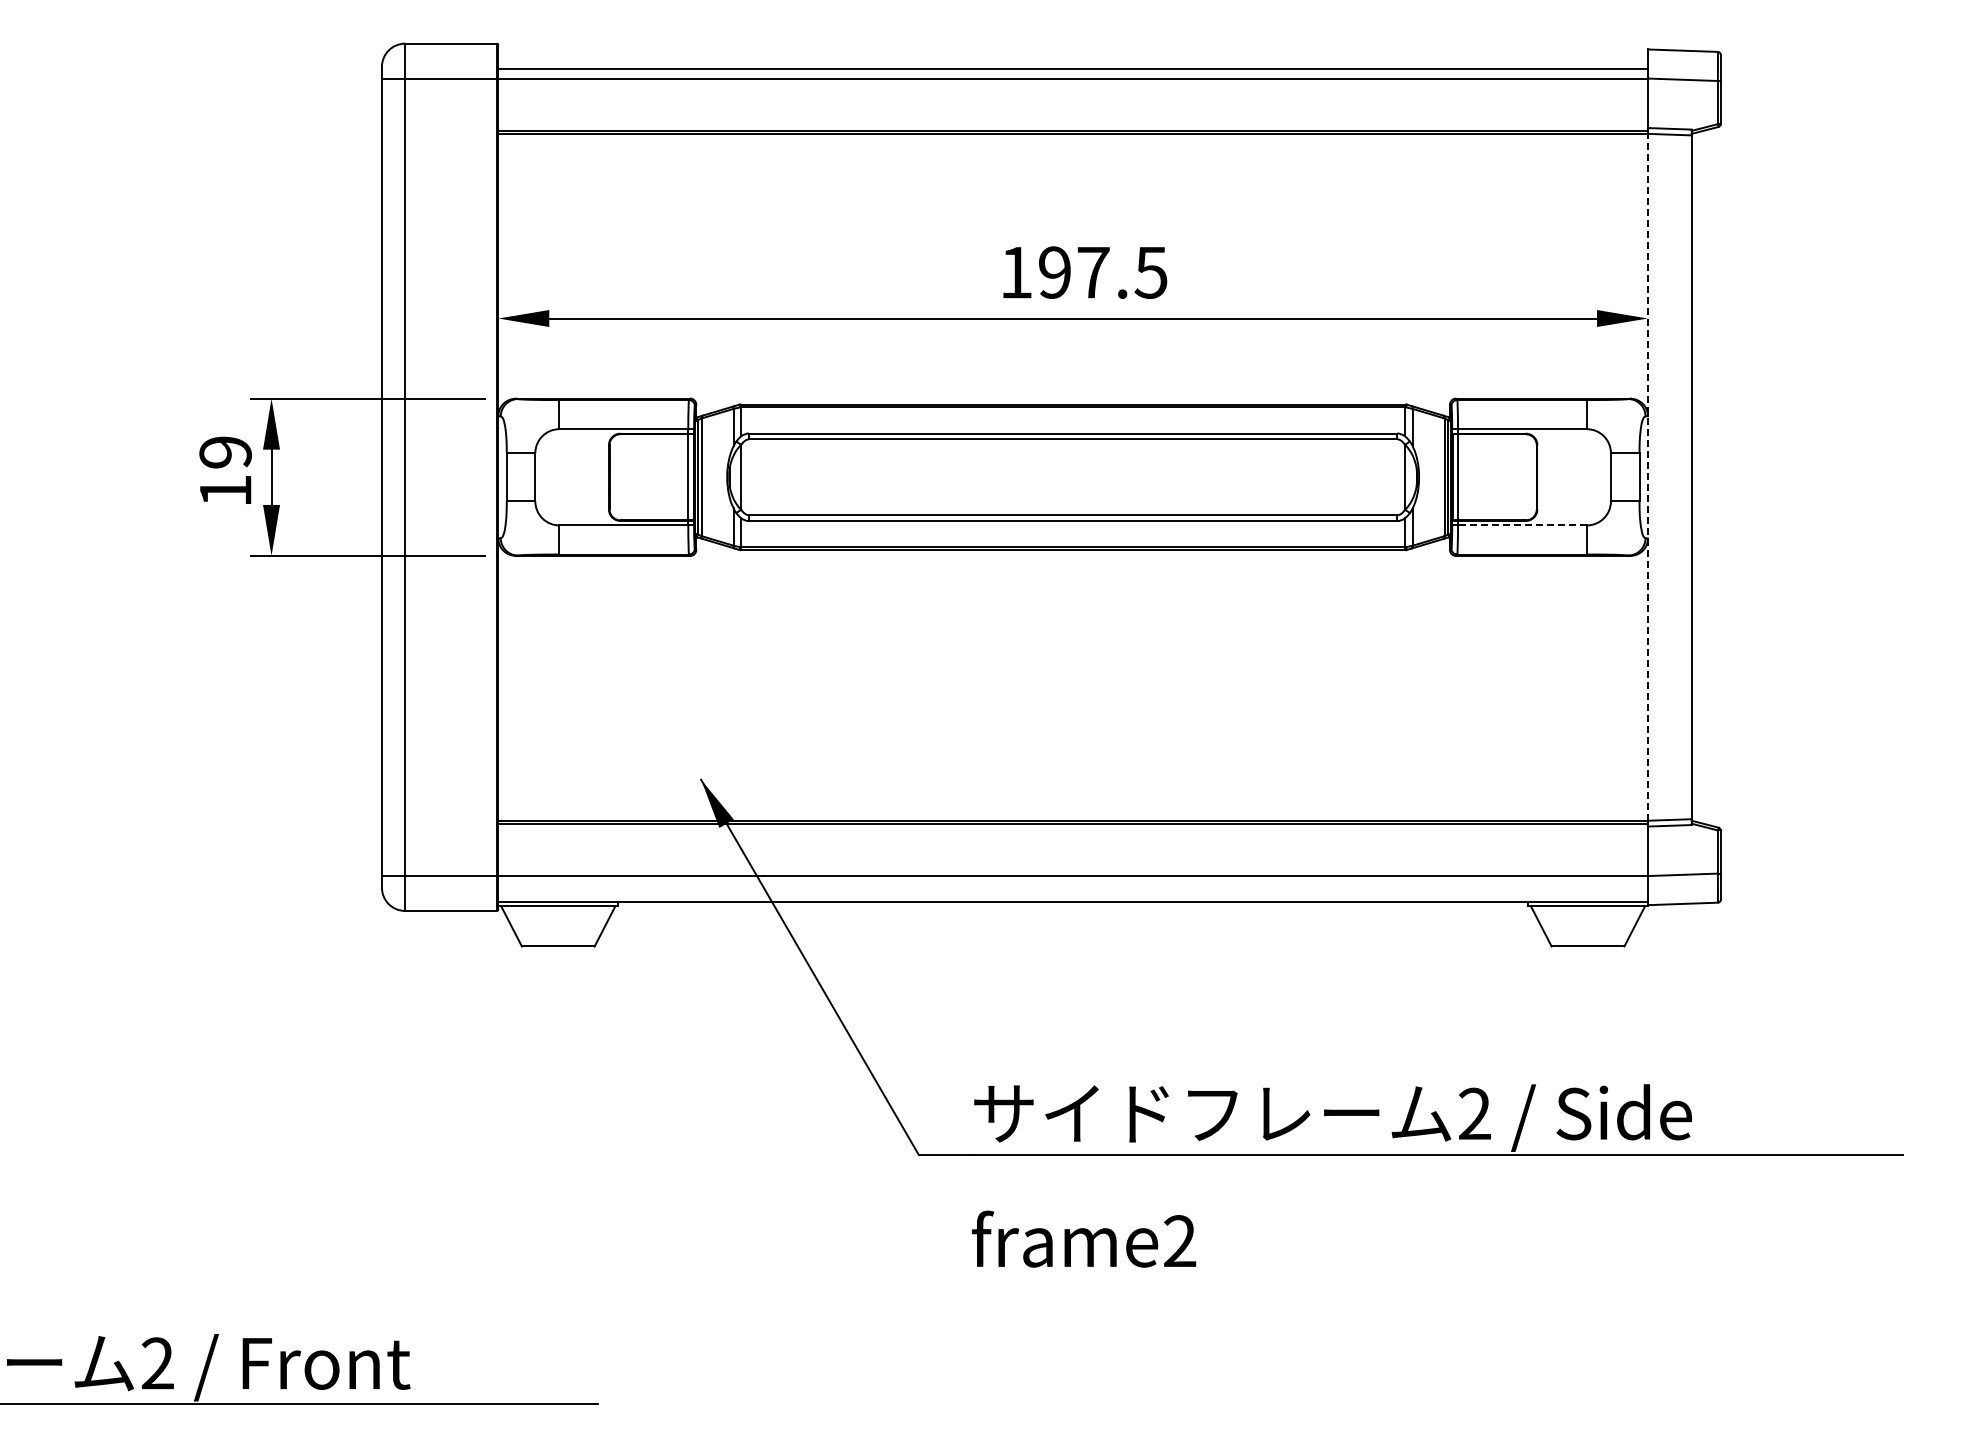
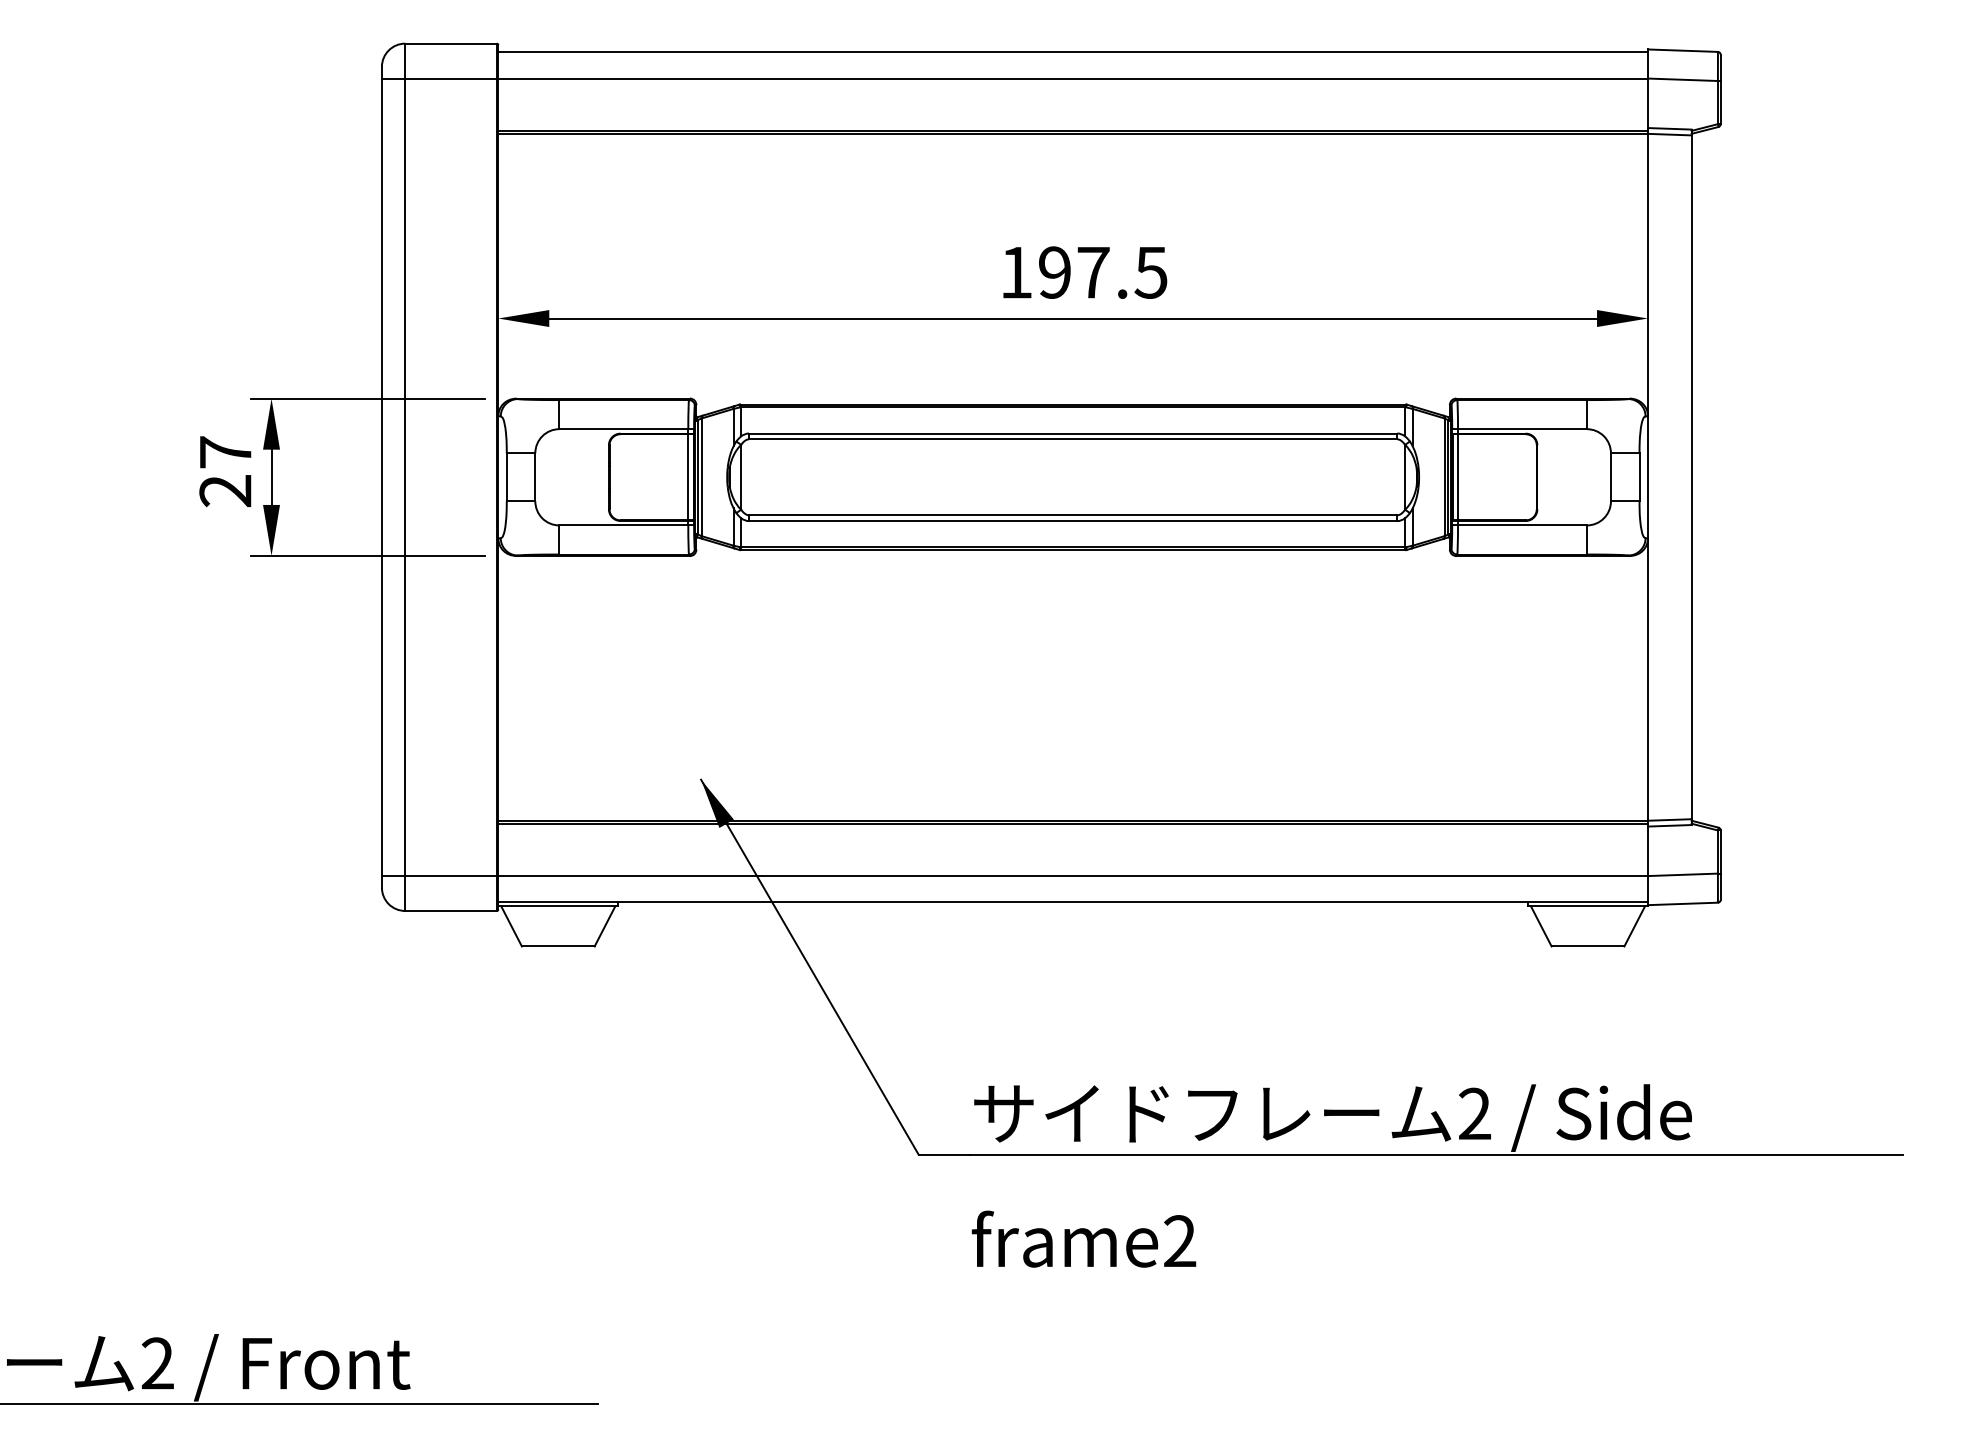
line position: (1072, 69) -> (1072, 52) (1072, 52)
text: 19 -> 27 (225, 471)
line: dashed -> solid (1647, 476)
line: dashed -> solid (1521, 525)
